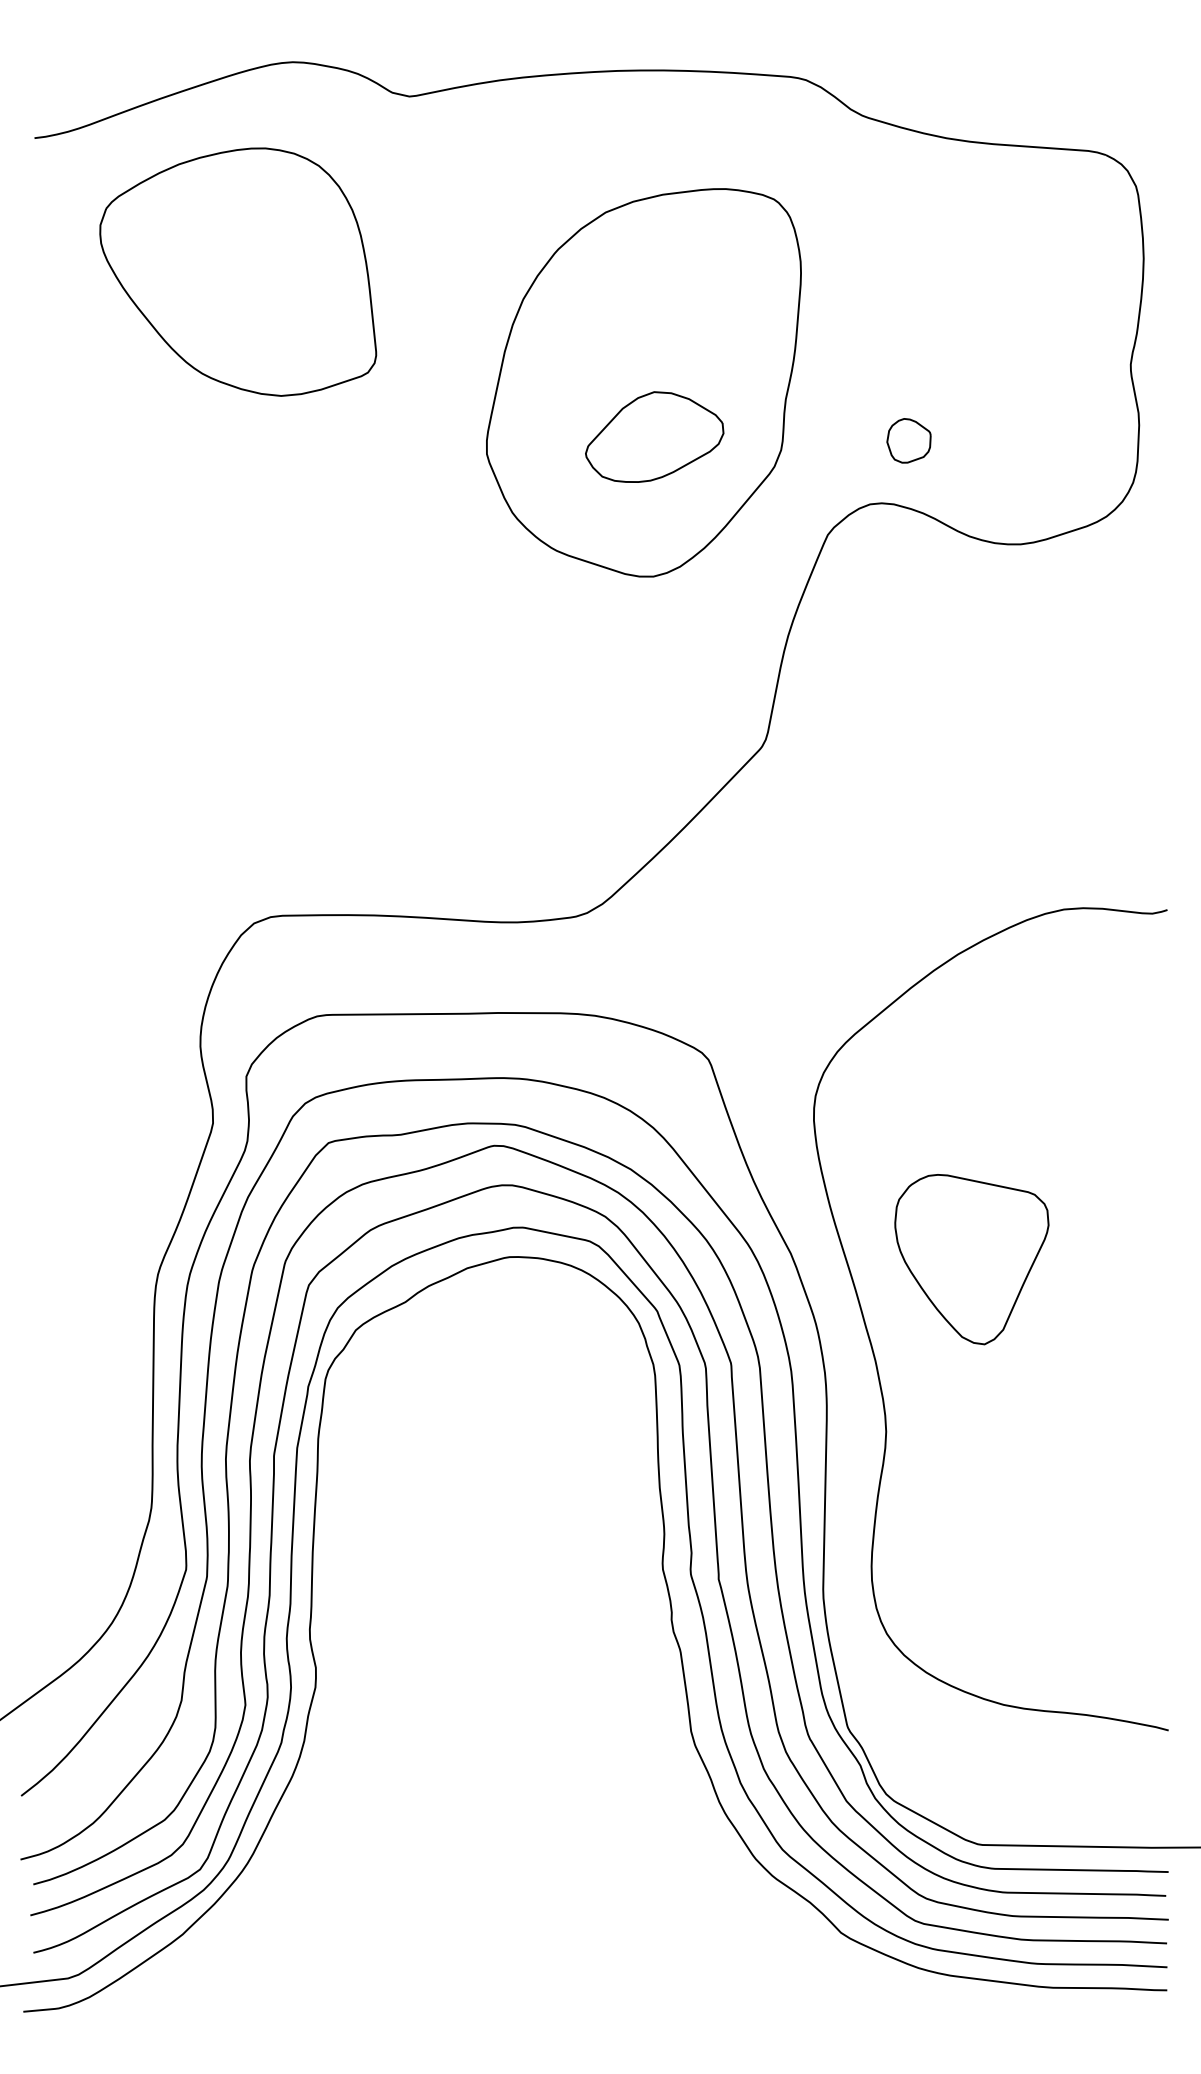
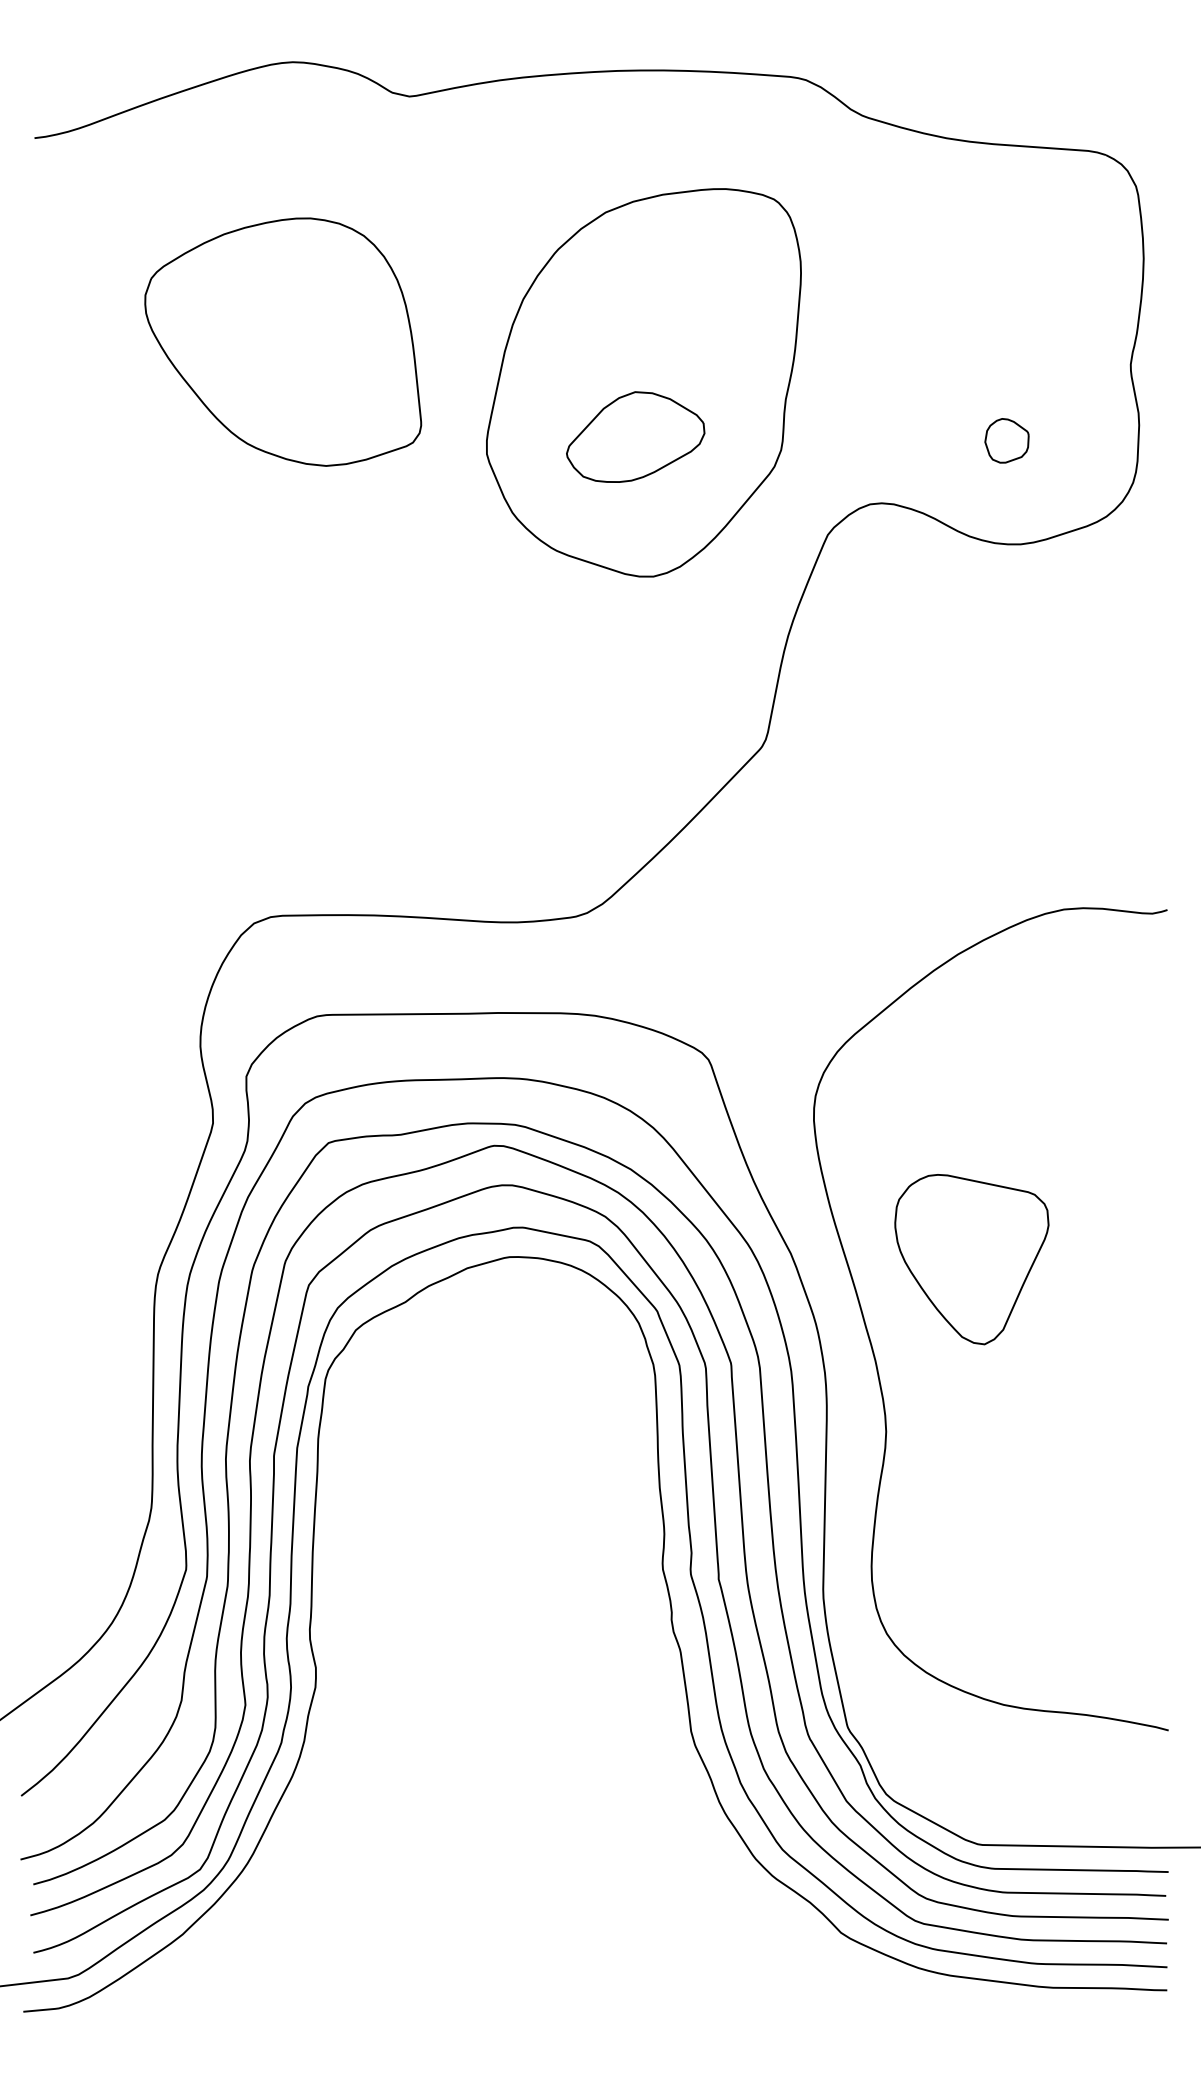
part position: (238, 271) -> (283, 341) (283, 341)
part position: (654, 436) -> (635, 436) (635, 436)
part position: (908, 440) -> (1006, 440) (1006, 440)
